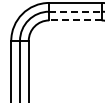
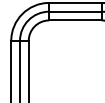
line: dashed -> solid (75, 11)
line: dashed -> solid (74, 20)
